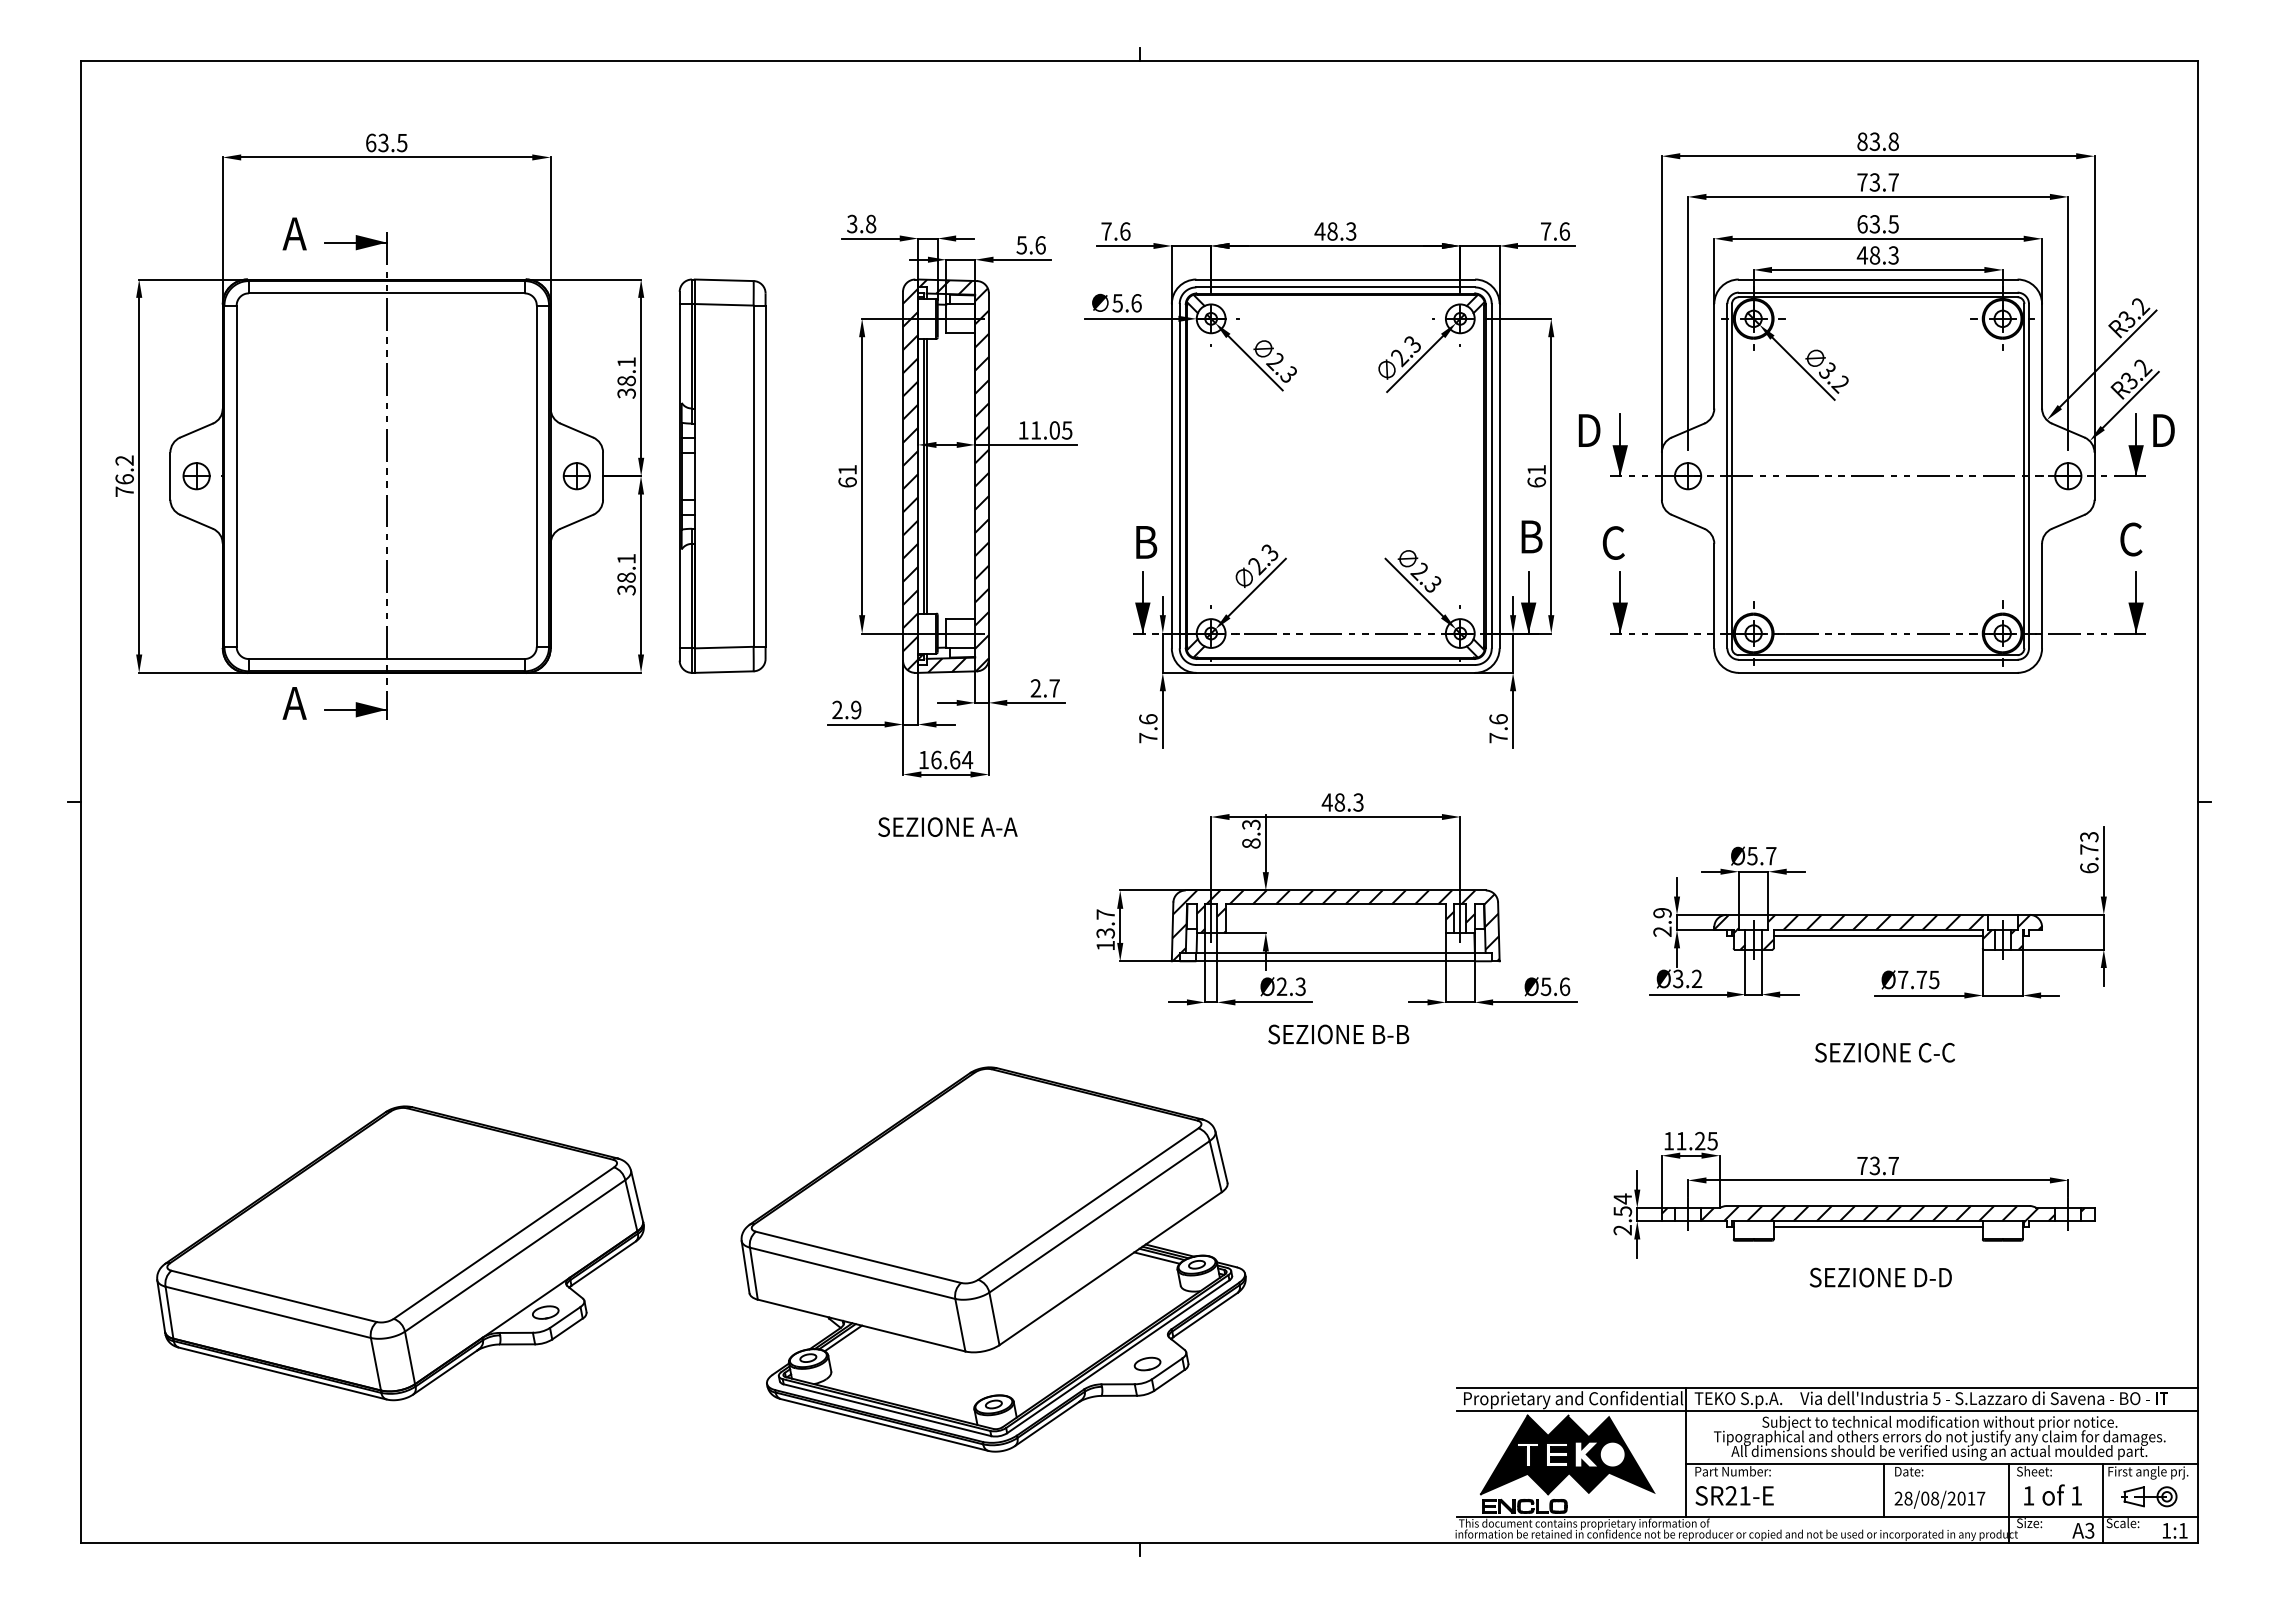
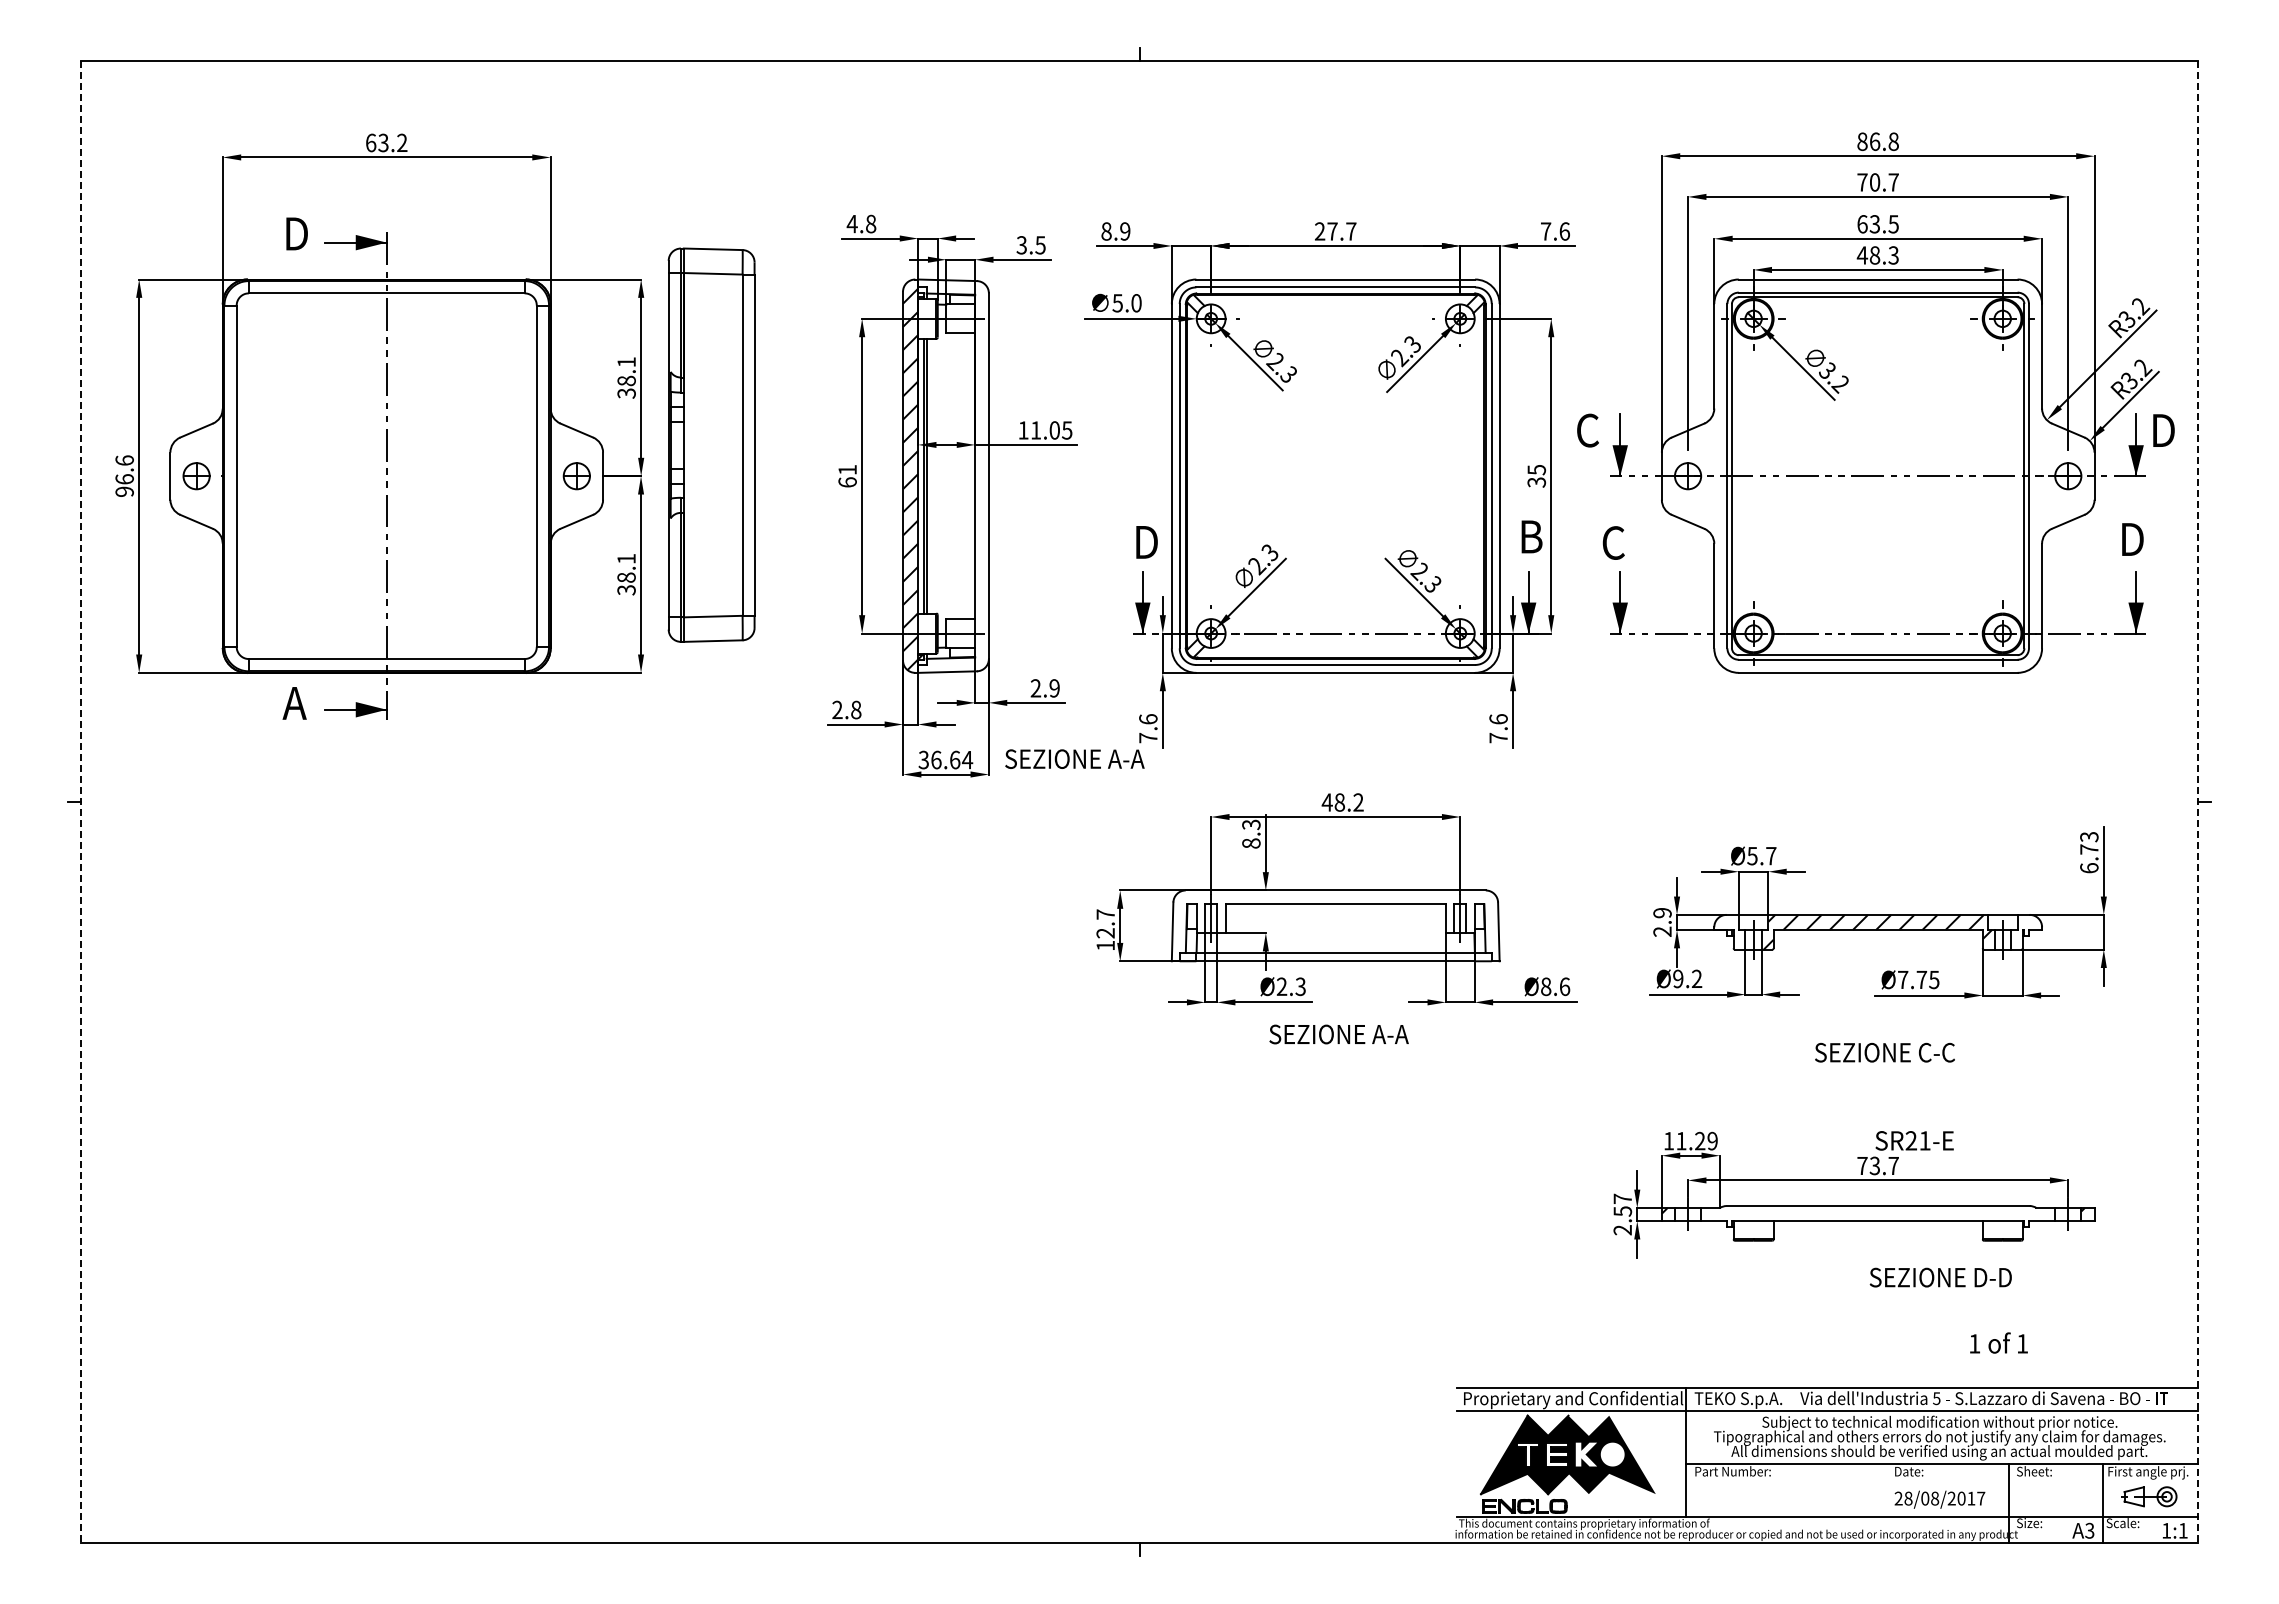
text: 83.8 -> 86.8 (1874, 141)
text: 63.5 -> 63.2 (402, 142)
text: 73.7 -> 70.7 (1874, 182)
text: 3.8 -> 4.8 (851, 223)
text: 7.6 -> 8.9 (1115, 231)
text: 48.3 -> 27.7 (1335, 231)
text: A -> D (294, 233)
text: 5.6 -> 3.5 (1031, 245)
text: 5.6 -> 5.0 (1136, 303)
text: D -> C (1588, 430)
text: 76.2 -> 96.6 (124, 475)
part position: (722, 475) -> (711, 444) (711, 444)
hatch: present -> none (953, 475)
text: 61 -> 35 (1536, 476)
text: C -> D (2131, 539)
text: B -> D (1148, 542)
text: 2.7 -> 2.9 (1054, 688)
text: 2.9 -> 2.8 (856, 709)
text: 16.64 -> 36.64 (923, 759)
line: solid -> dashed (81, 802)
text: 48.3 -> 48.2 (1358, 802)
line: solid -> dashed (2197, 802)
text position: (947, 826) -> (1074, 758) (1074, 758)
hatch: present -> none (1335, 925)
hatch: present -> none (1729, 931)
hatch: present -> none (2026, 931)
text: 13.7 -> 12.7 (1105, 933)
line: present -> none (1877, 935)
text: Ø3.2 -> Ø9.2 (1678, 979)
text: Ø5.6 -> Ø8.6 (1545, 986)
text: SEZIONE B-B -> SEZIONE A-A (1338, 1034)
text: 11.25 -> 11.29 (1712, 1140)
text: 2.54 -> 2.57 (1622, 1198)
hatch: present -> none (1878, 1214)
line: present -> none (1877, 1227)
part: present -> none (400, 1253)
part: present -> none (993, 1259)
text position: (1880, 1277) -> (1940, 1277) (1940, 1277)
line: present -> none (1883, 1490)
text position: (2052, 1494) -> (1998, 1342) (1998, 1342)
text position: (1734, 1495) -> (1914, 1140) (1914, 1140)
